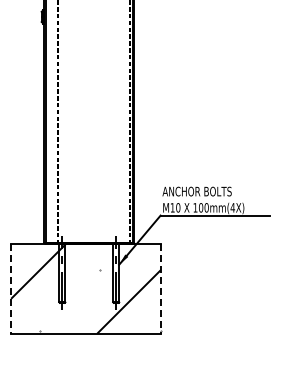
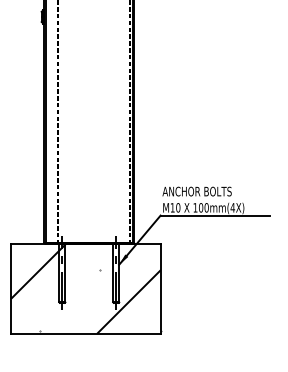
line: dashed -> solid (11, 288)
line: dashed -> solid (160, 288)
